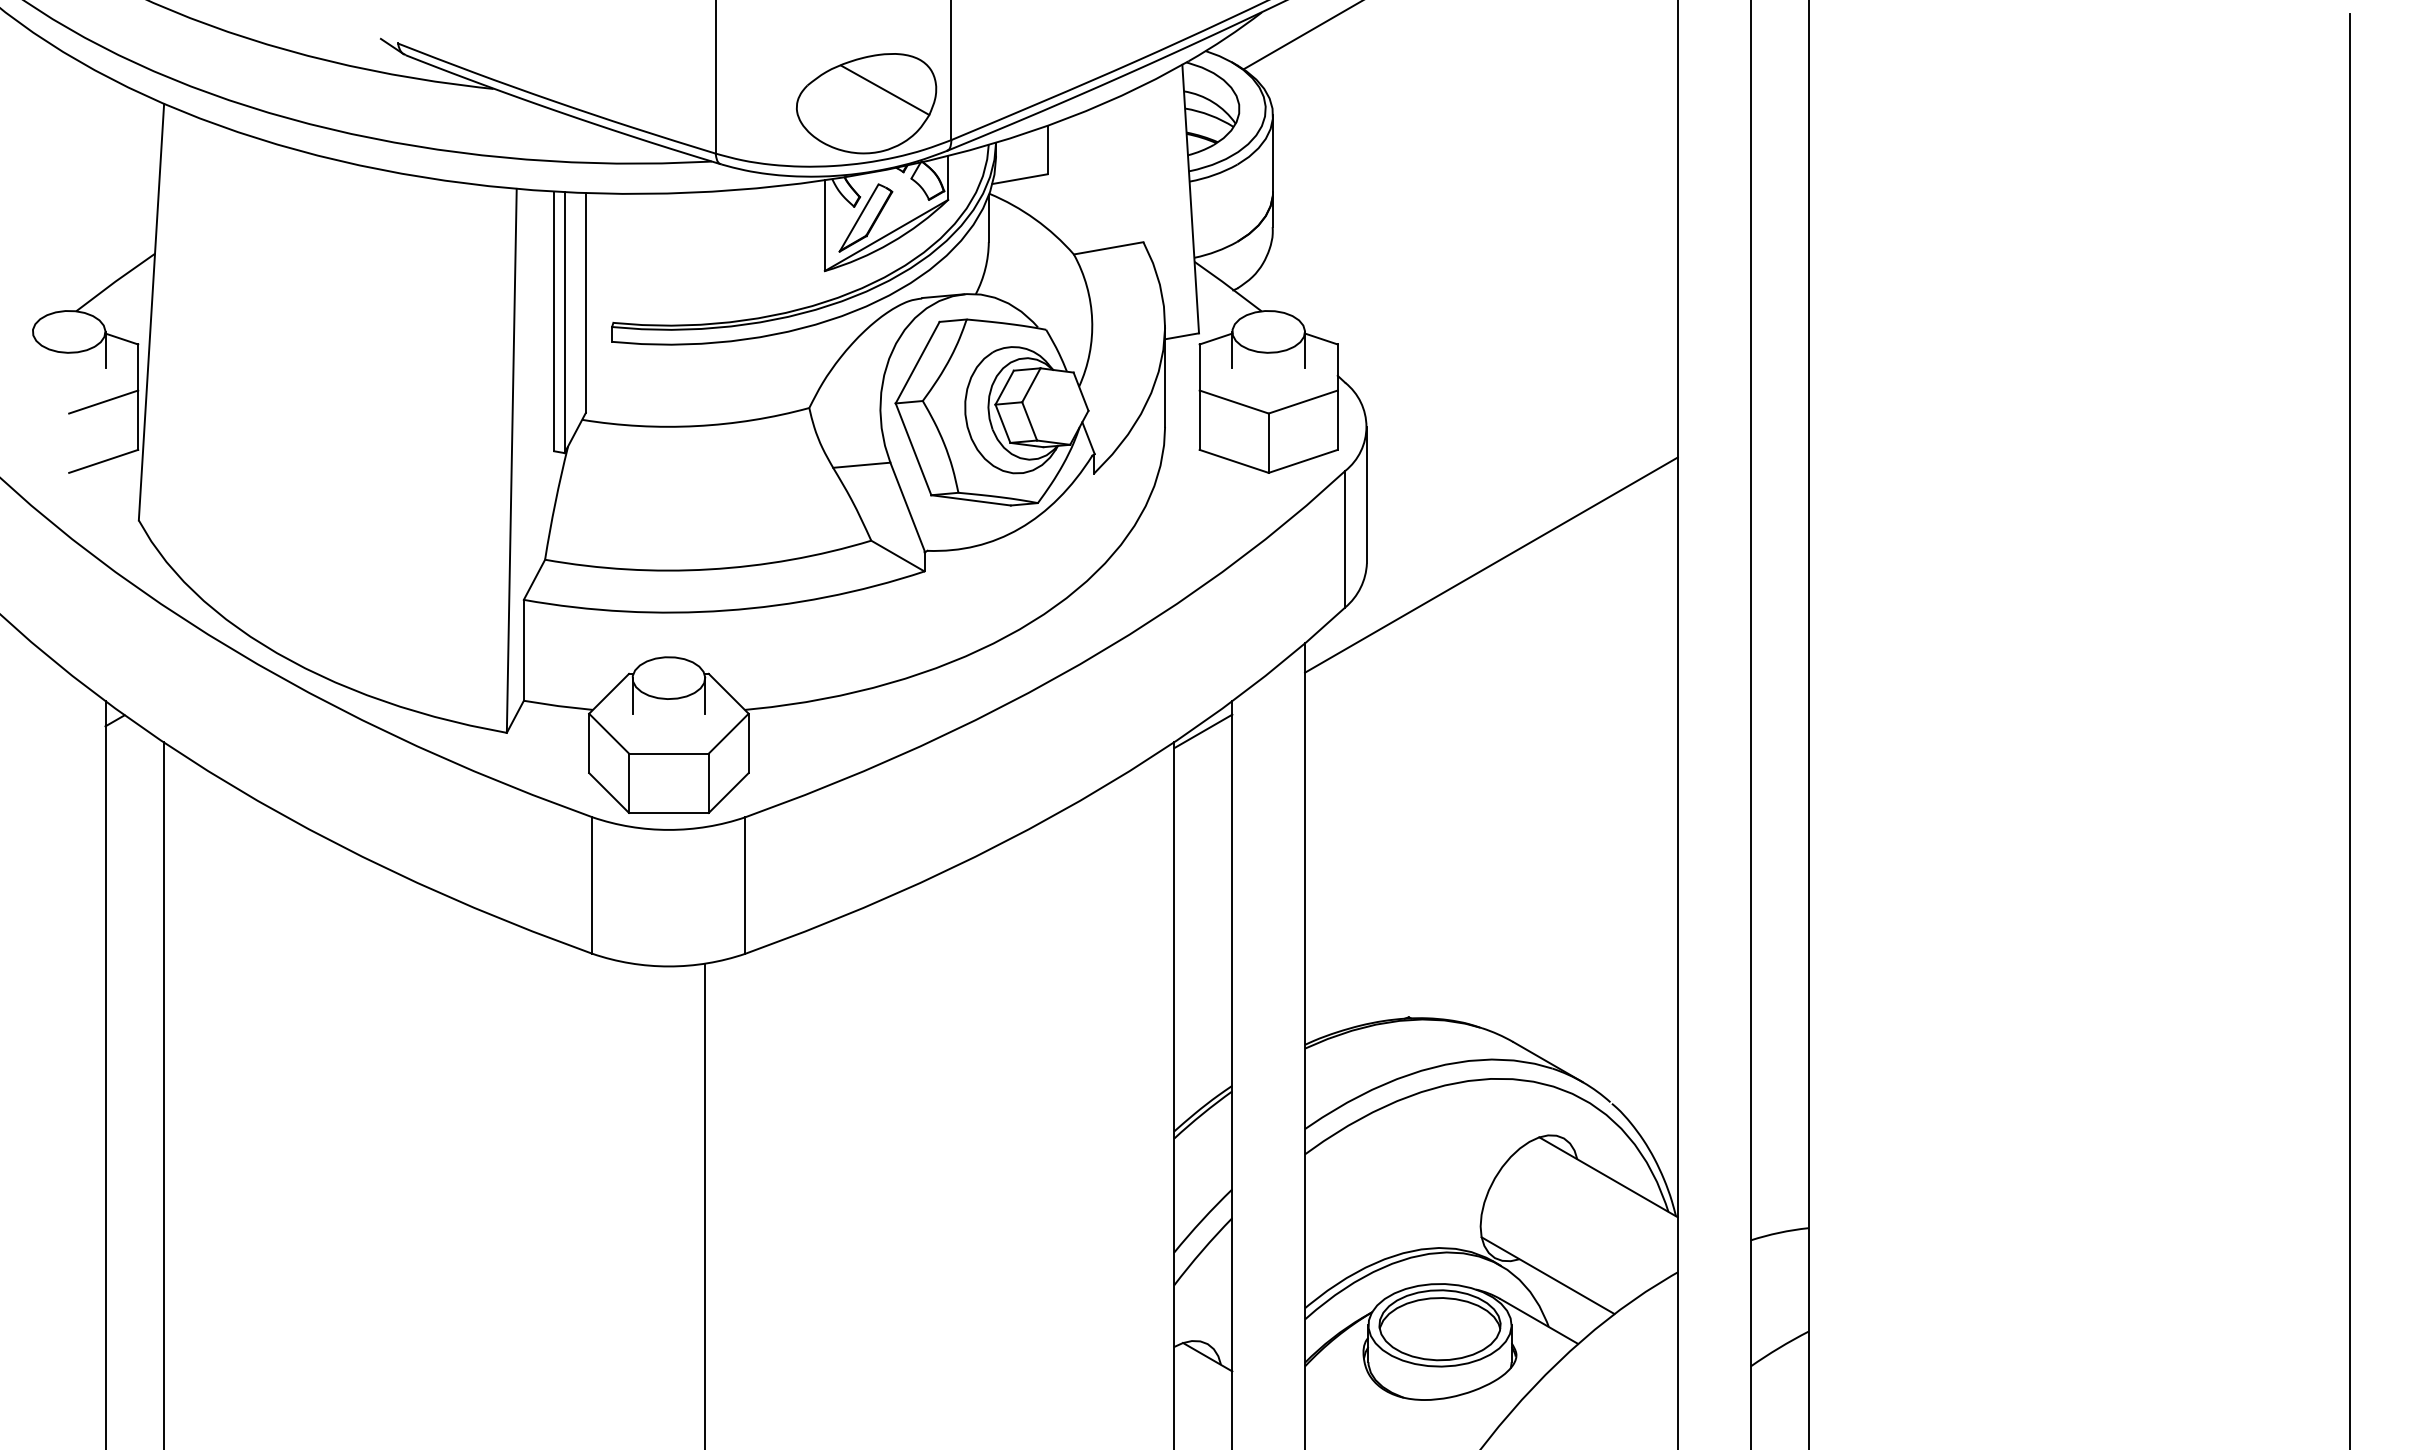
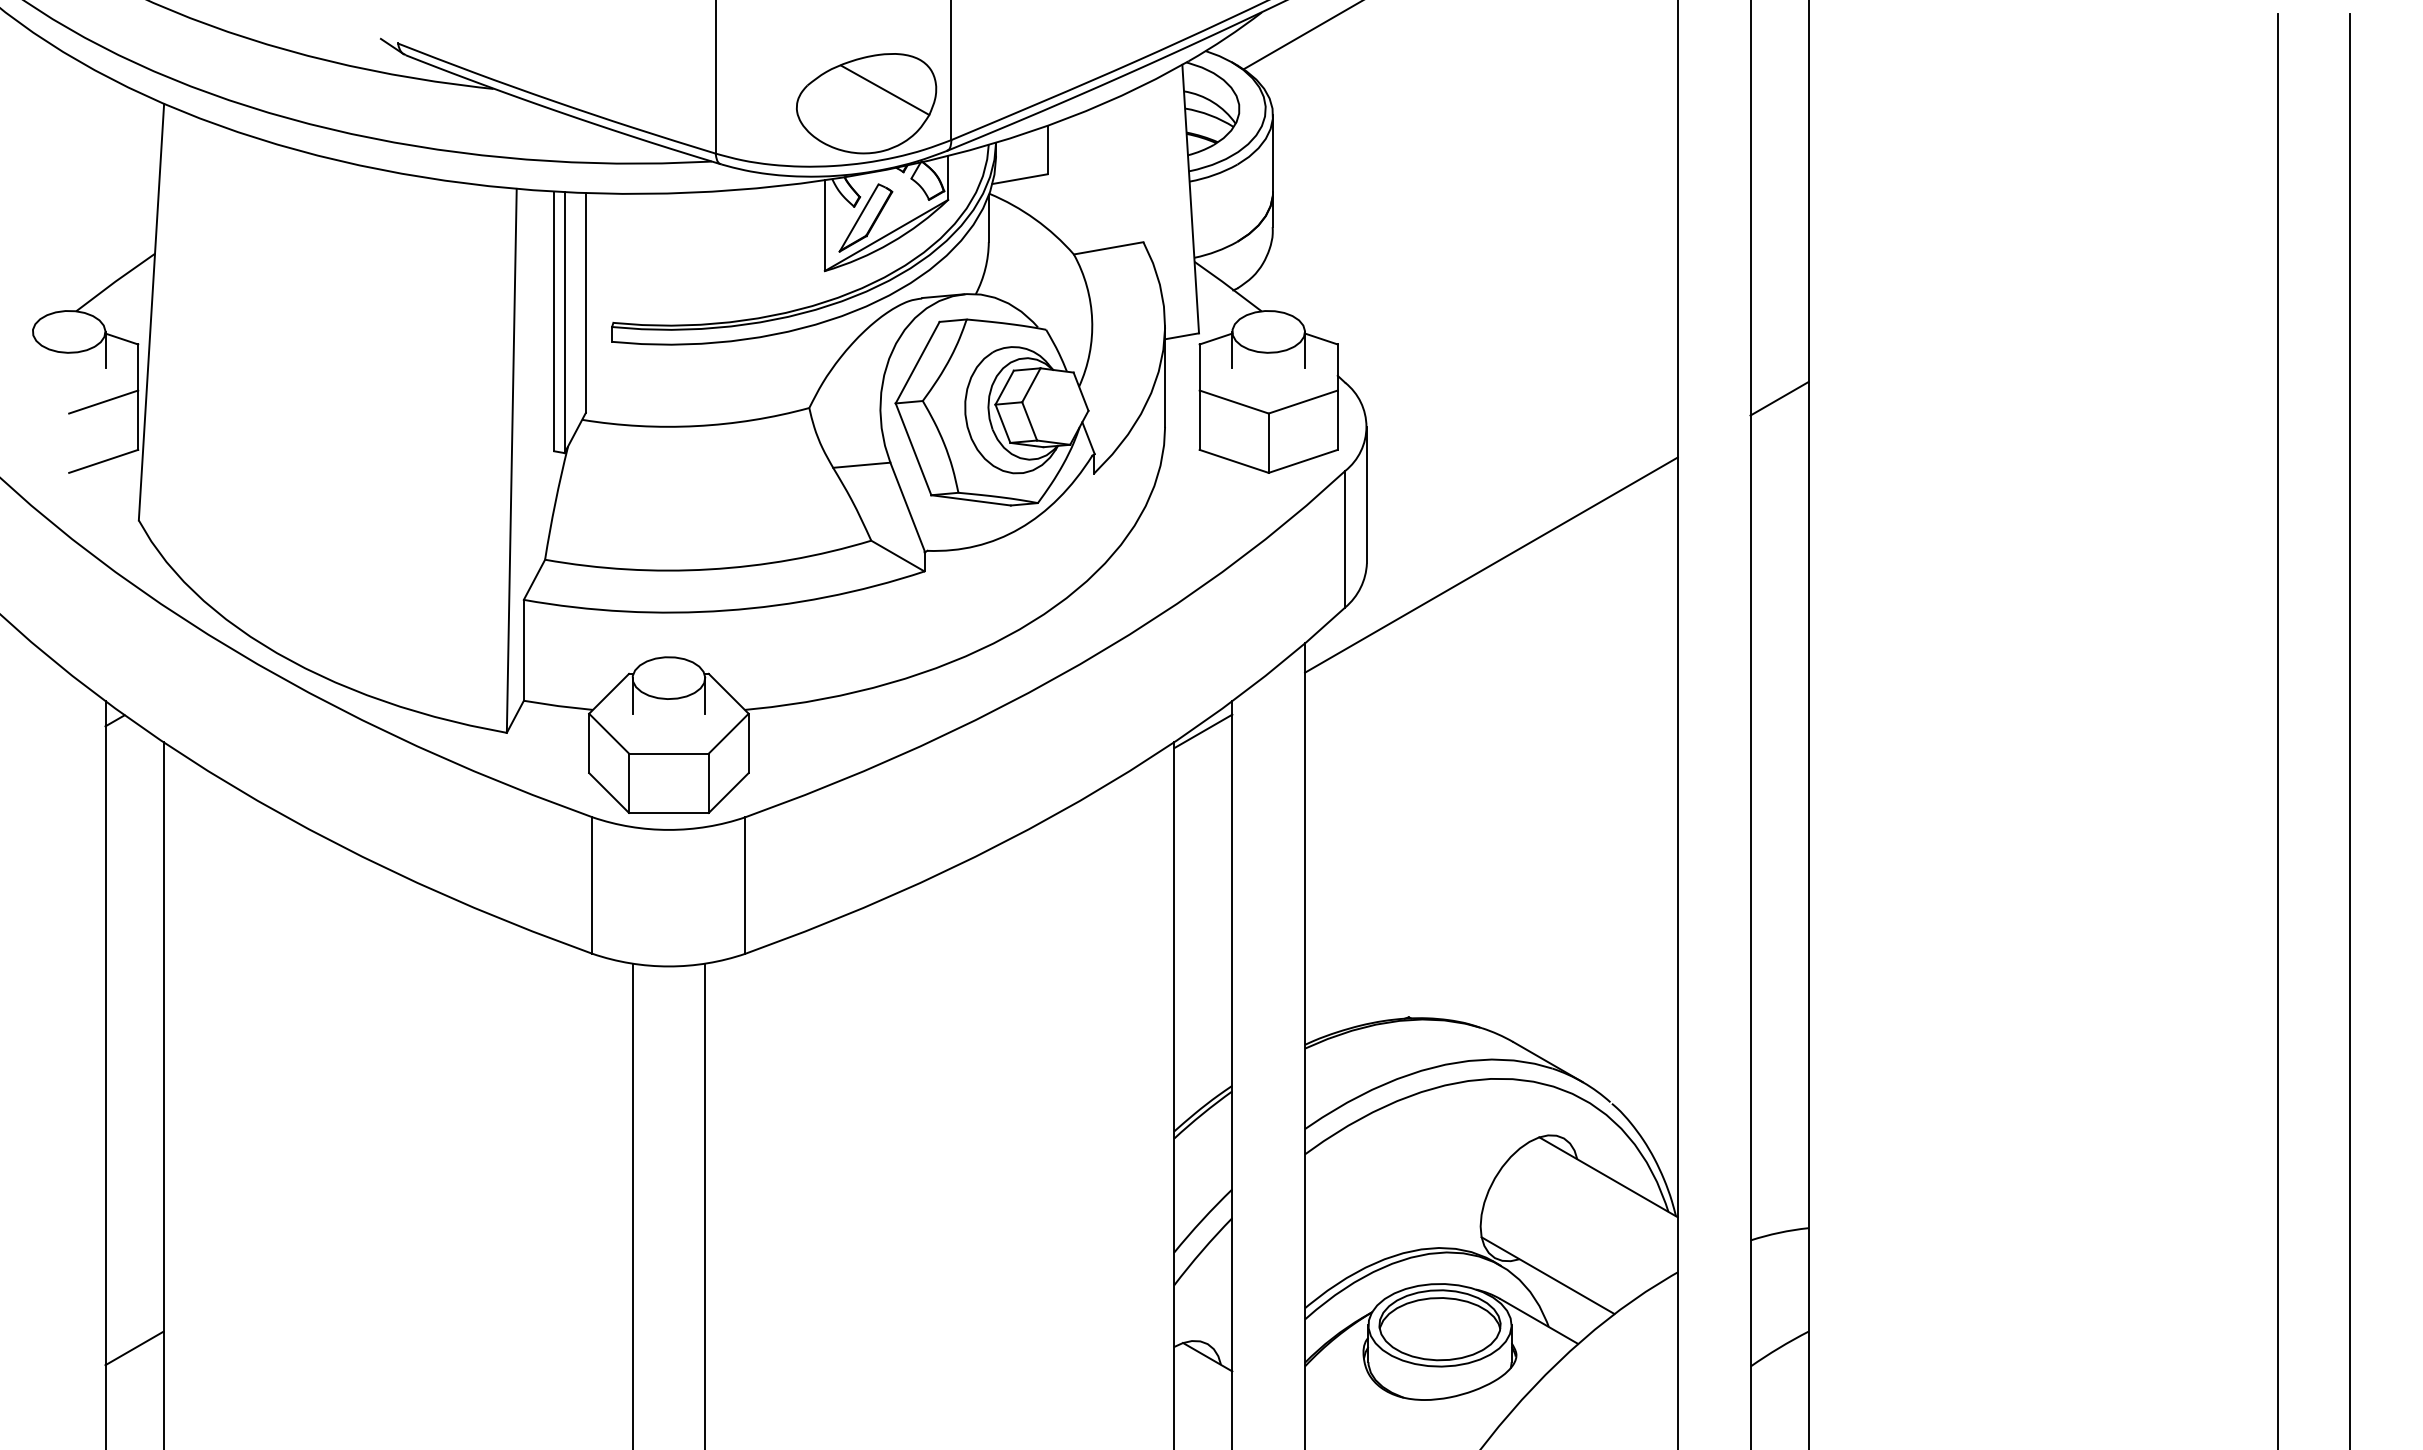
line: none -> present (1779, 398)
line: none -> present (2277, 730)
line: none -> present (632, 1204)
line: none -> present (134, 1348)
